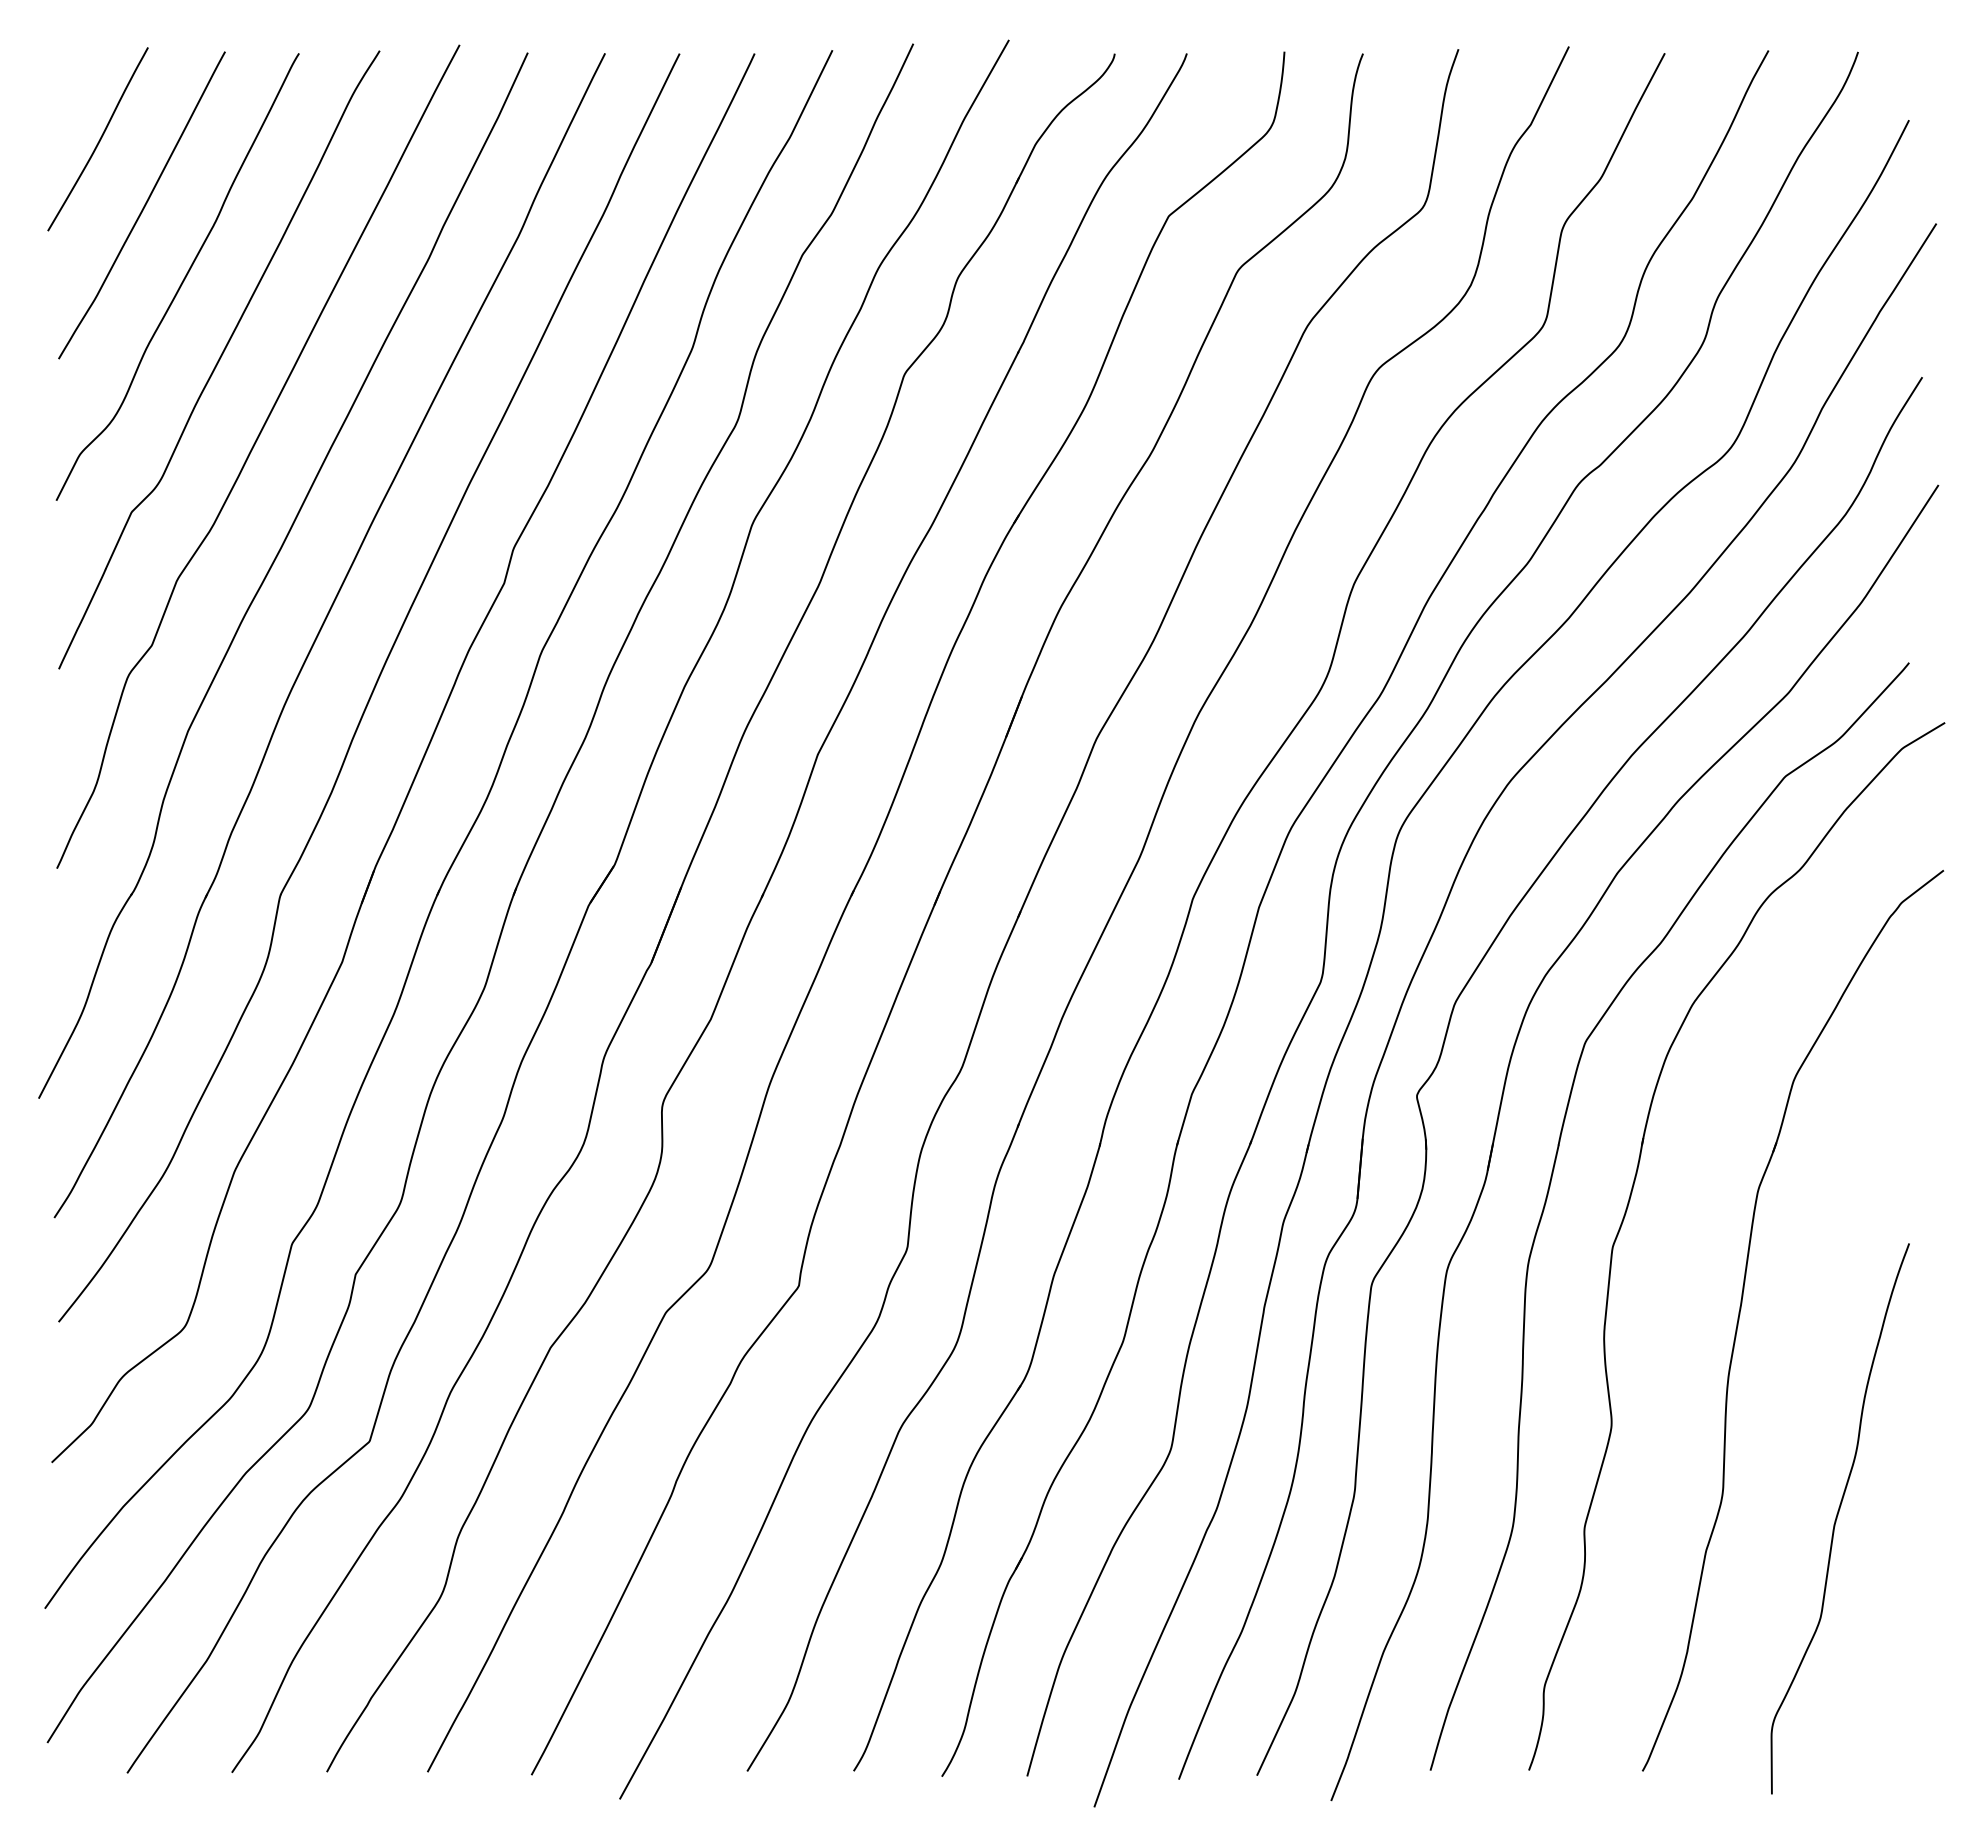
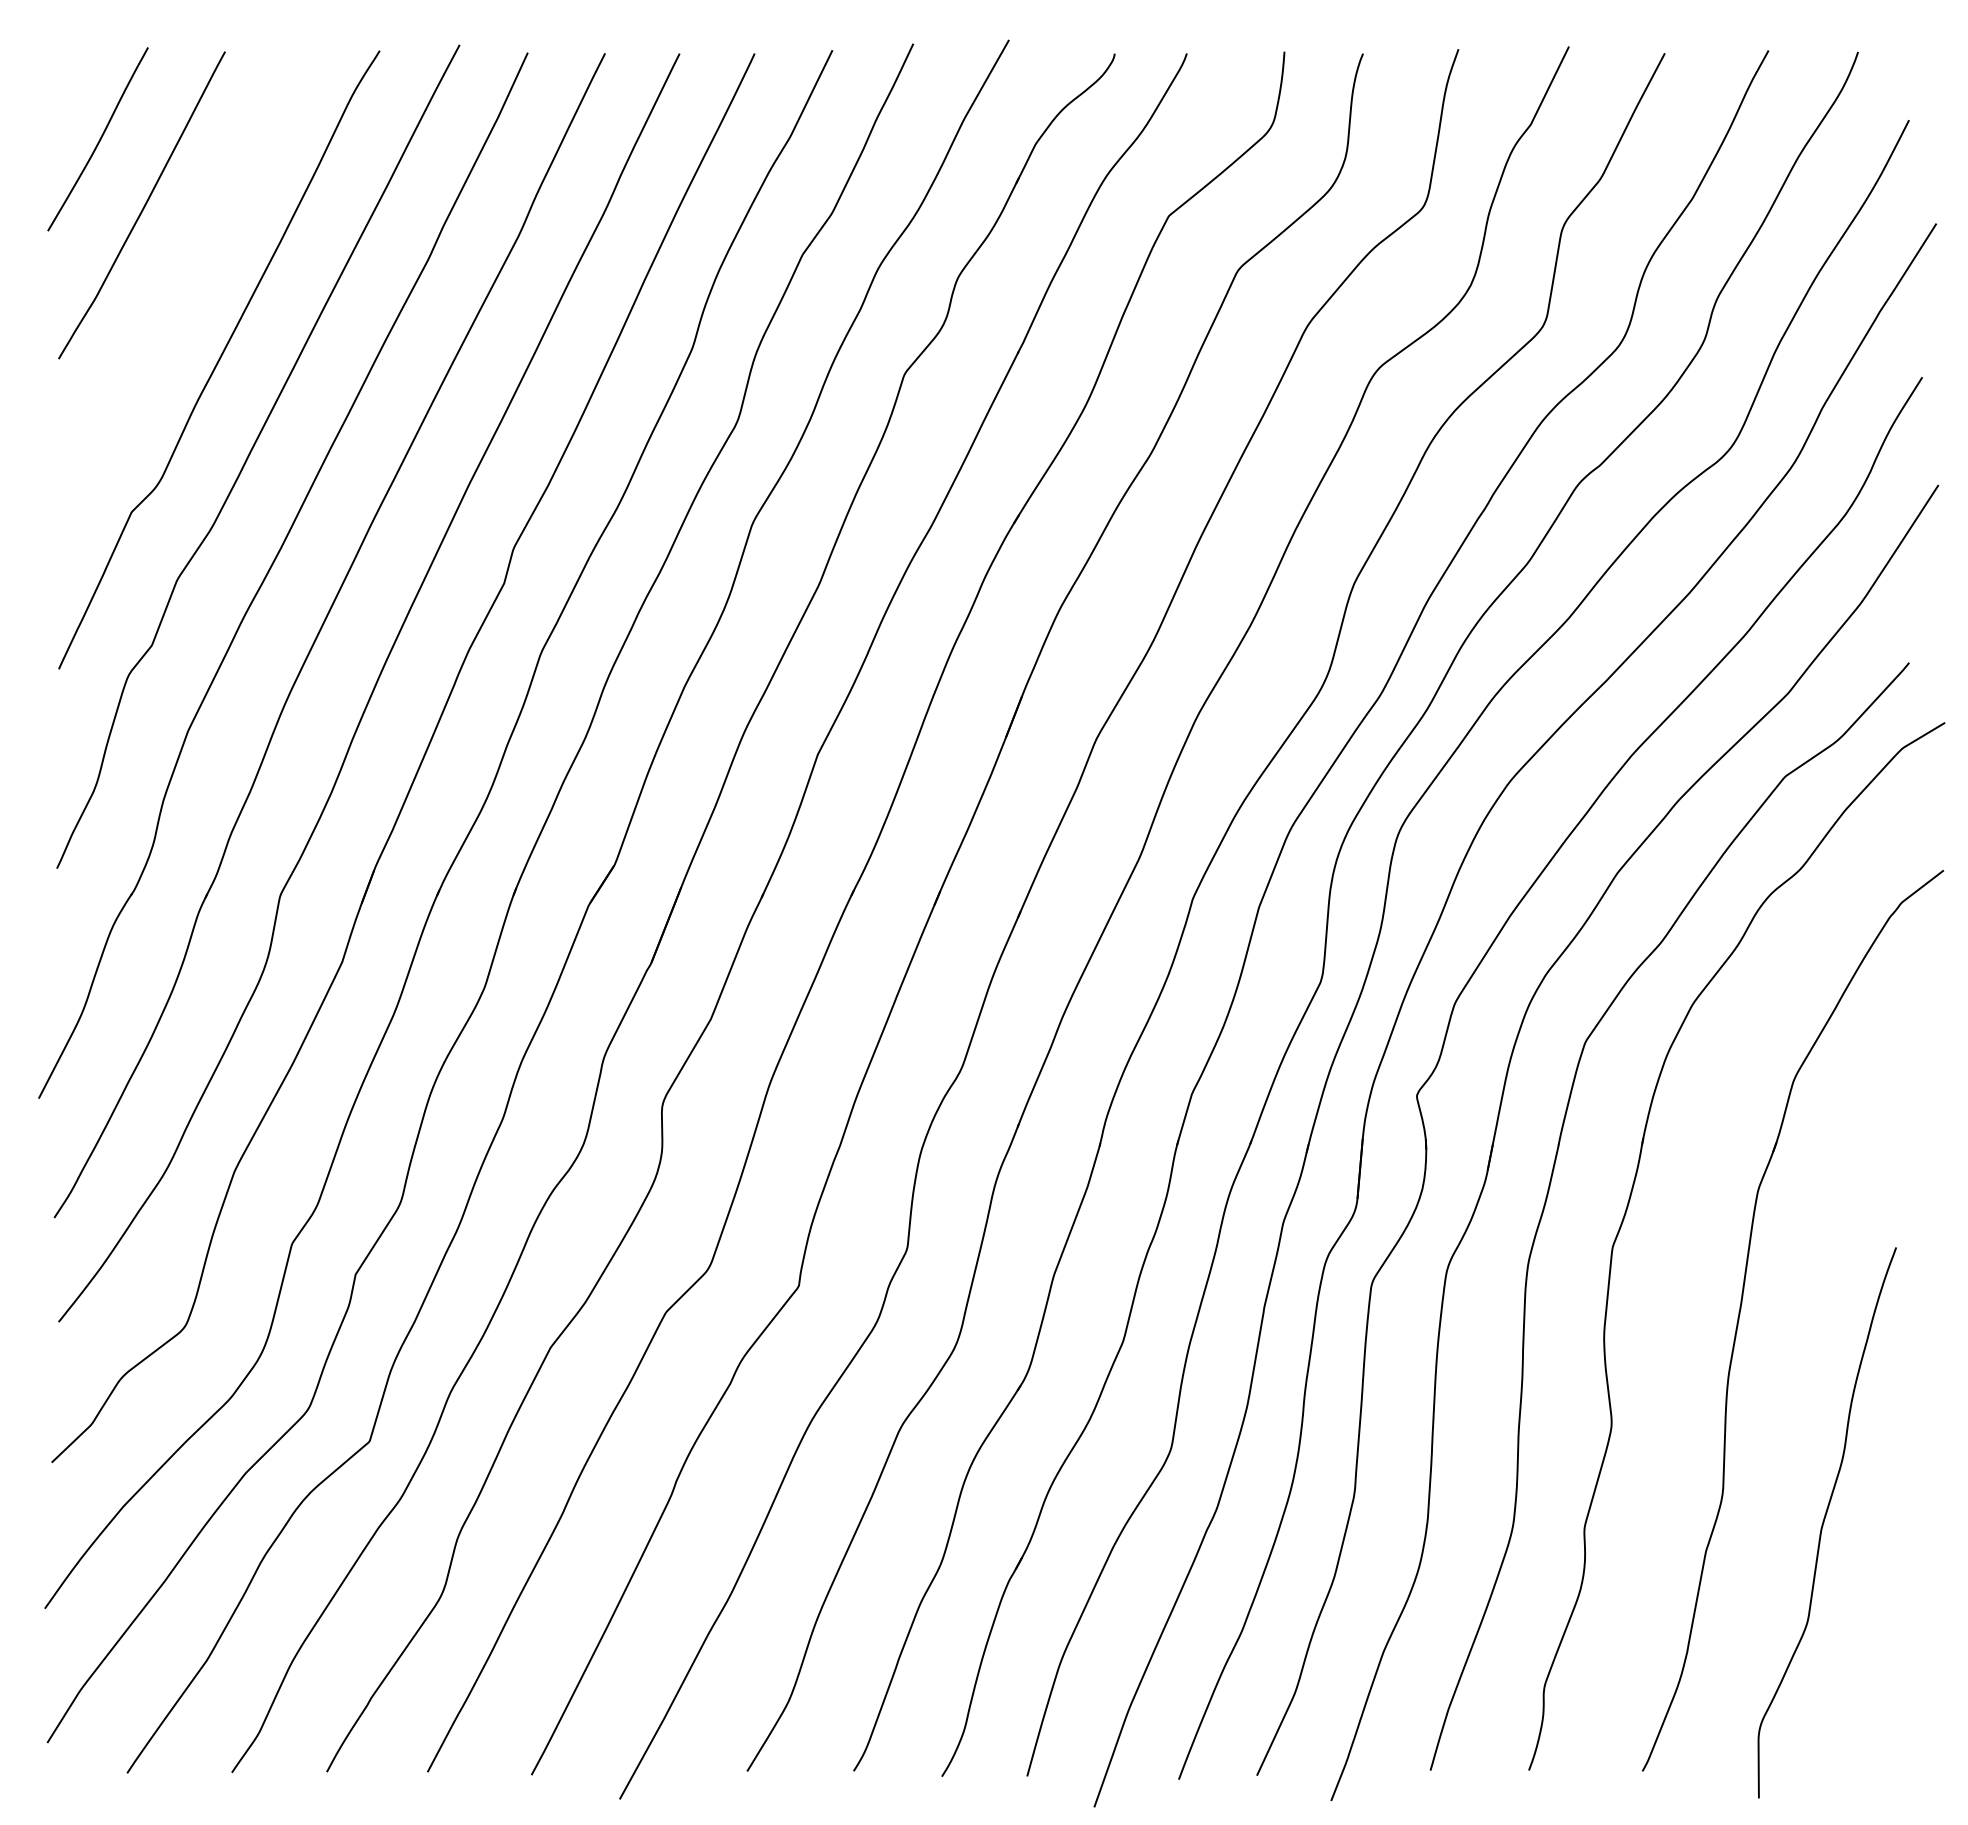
curve: present -> none (183, 278)
curve position: (1837, 1518) -> (1824, 1522) (1824, 1522)
